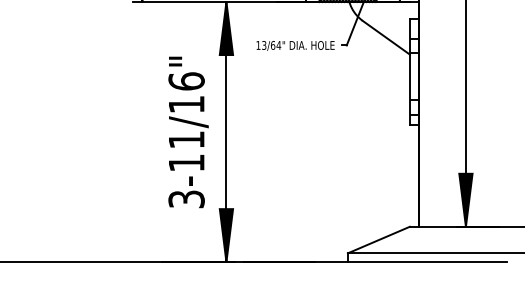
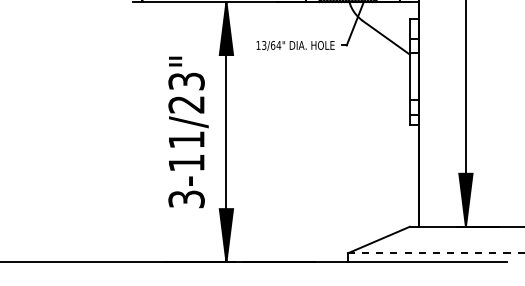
text: 3-11/16" -> 3-11/23" (186, 92)
line: solid -> dashed (435, 253)
